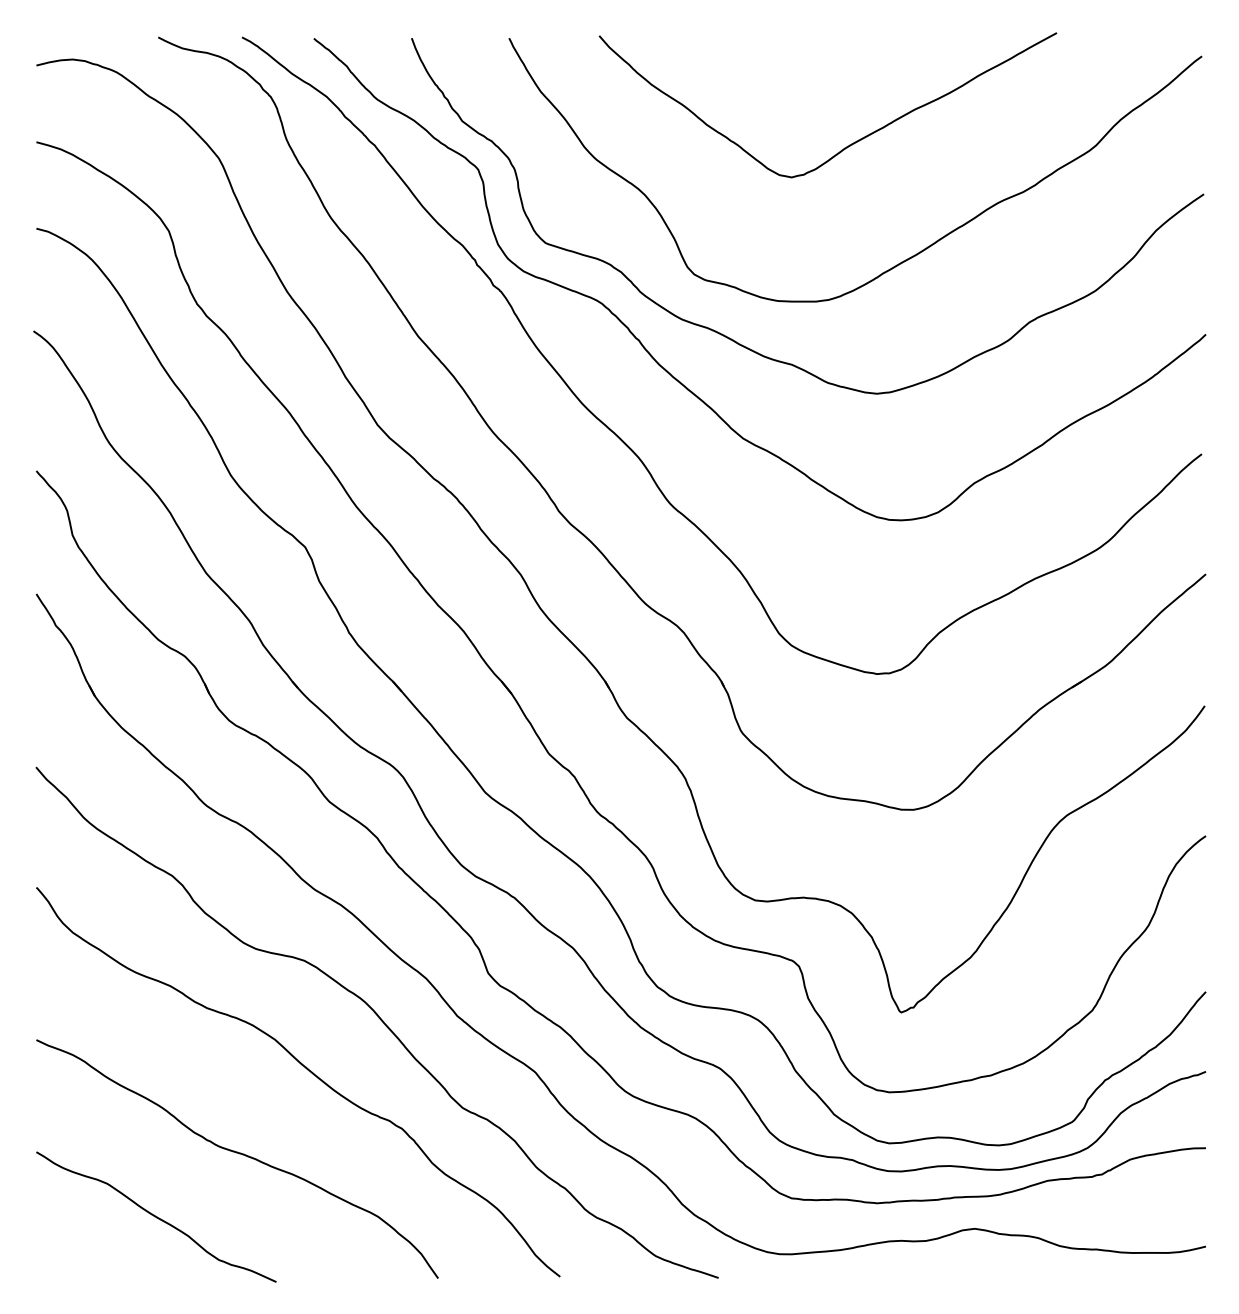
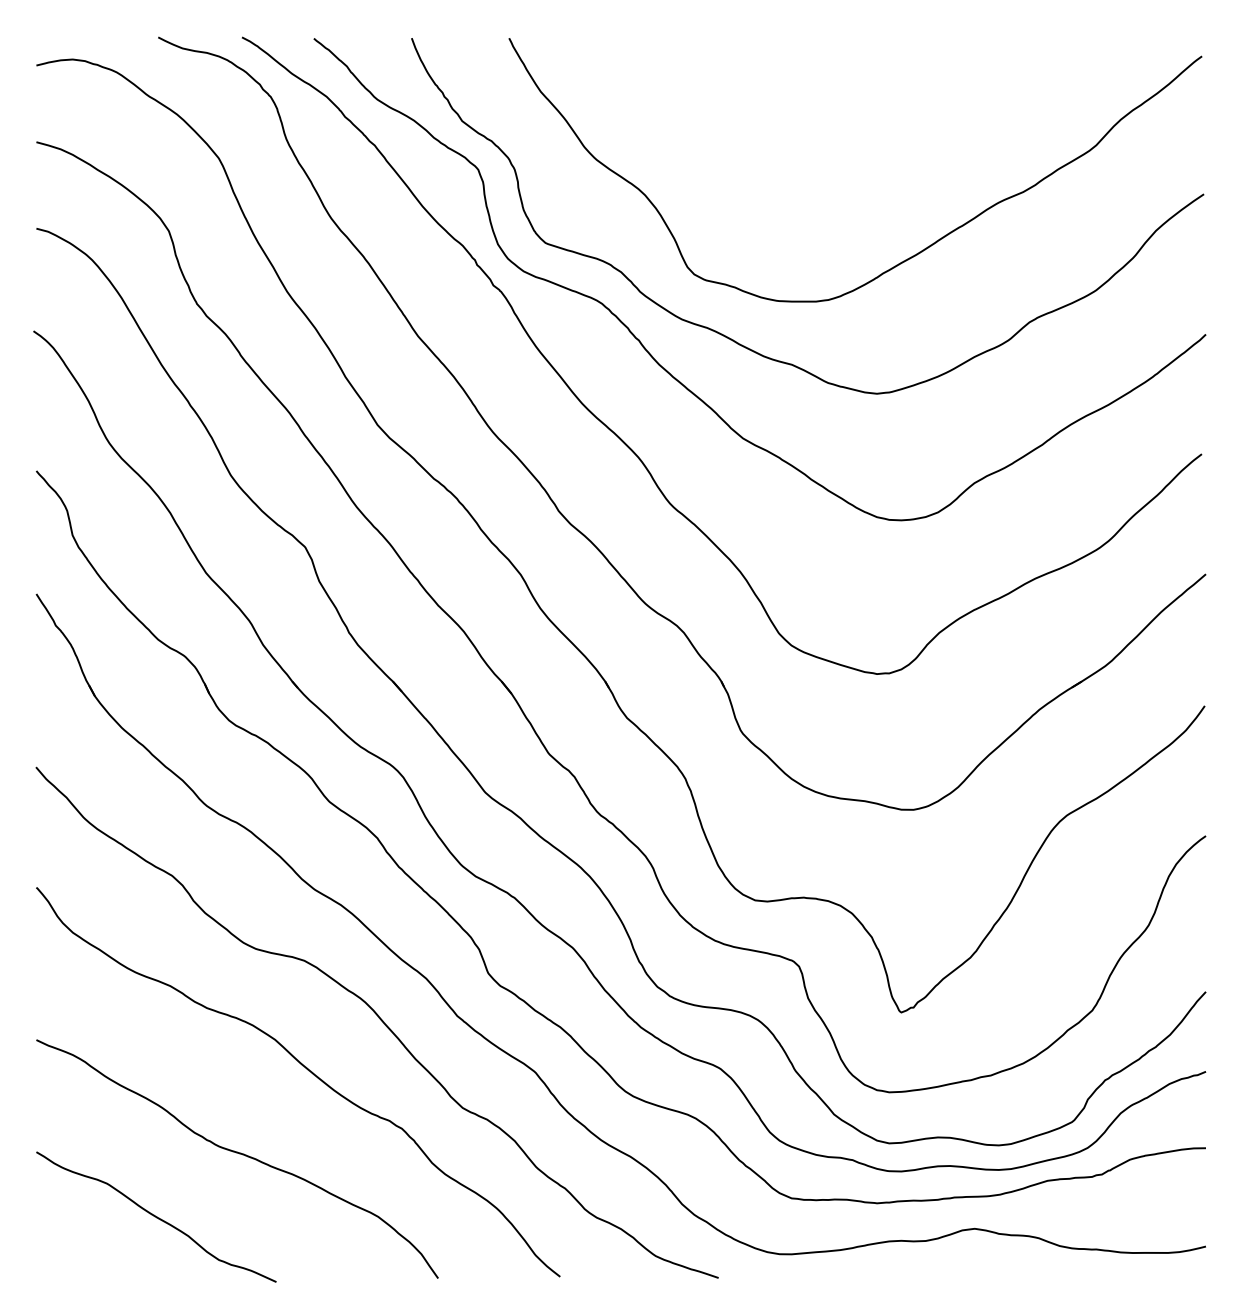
curve: present -> none (849, 144)
